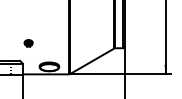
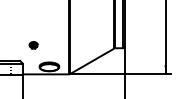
part position: (28, 43) -> (33, 45) (33, 45)
